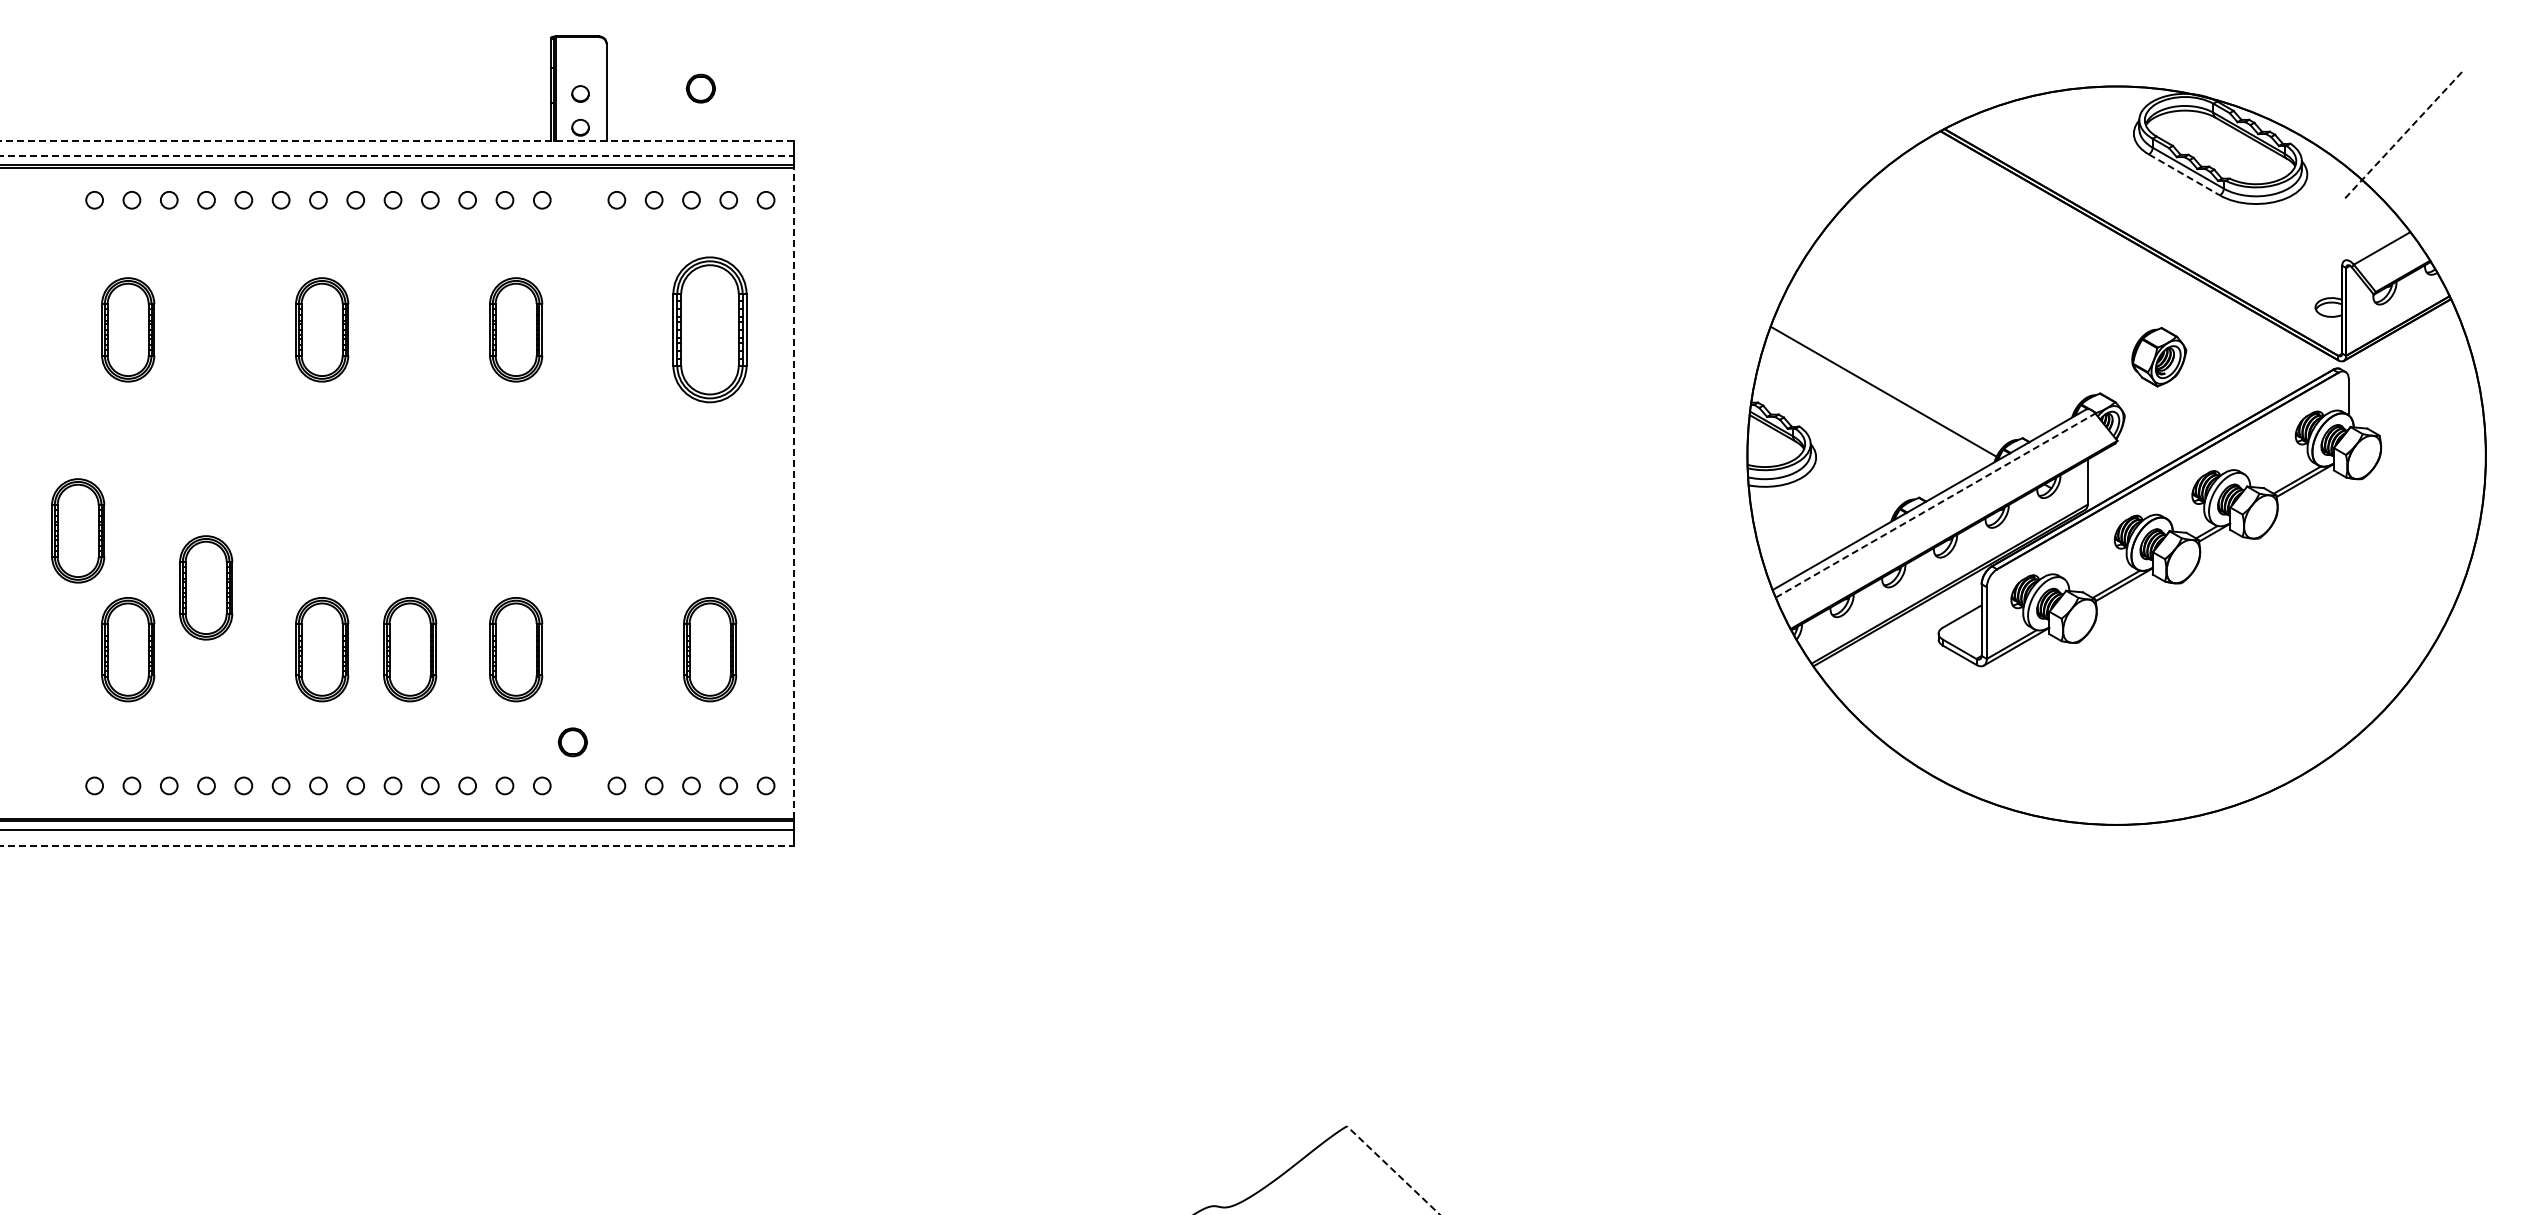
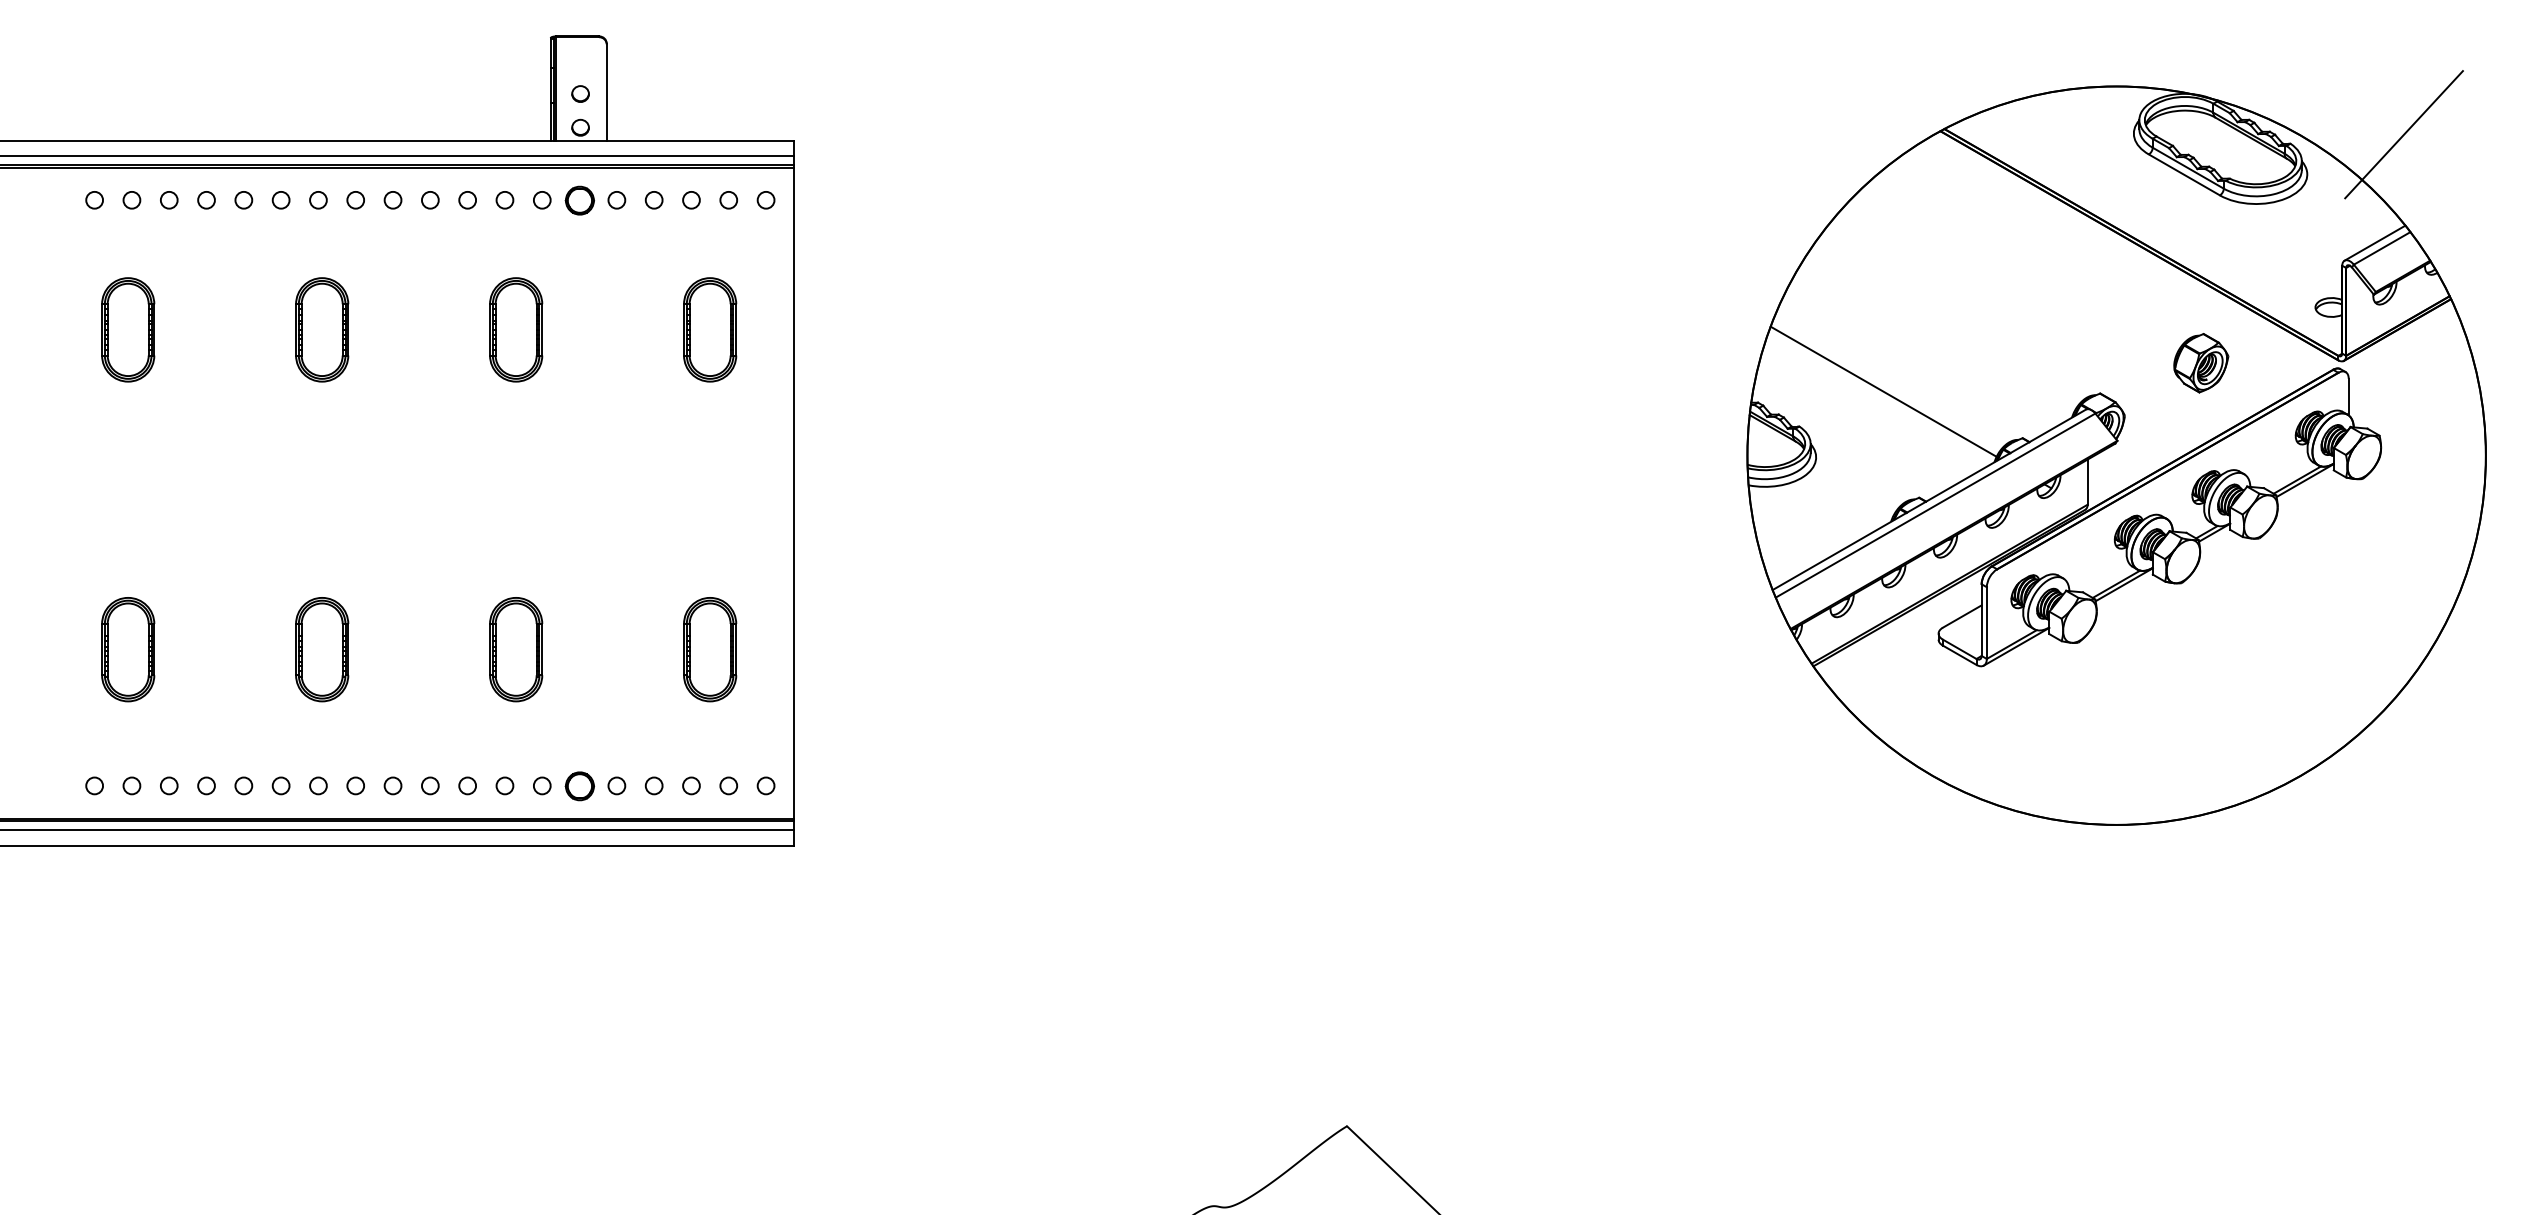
part position: (700, 88) -> (579, 200) (579, 200)
line: dashed -> solid (2404, 134)
line: dashed -> solid (397, 140)
line: dashed -> solid (397, 156)
line: dashed -> solid (2184, 175)
line: none -> present (2374, 242)
part size: 76x148 px -> 55x106 px (710, 329)
part position: (2159, 357) -> (2201, 363) (2201, 363)
line: dashed -> solid (794, 492)
line: dashed -> solid (1936, 505)
part: present -> none (78, 530)
part: present -> none (206, 587)
part: present -> none (410, 649)
part position: (572, 742) -> (579, 786) (579, 786)
line: dashed -> solid (397, 845)
line: dashed -> solid (1393, 1170)
